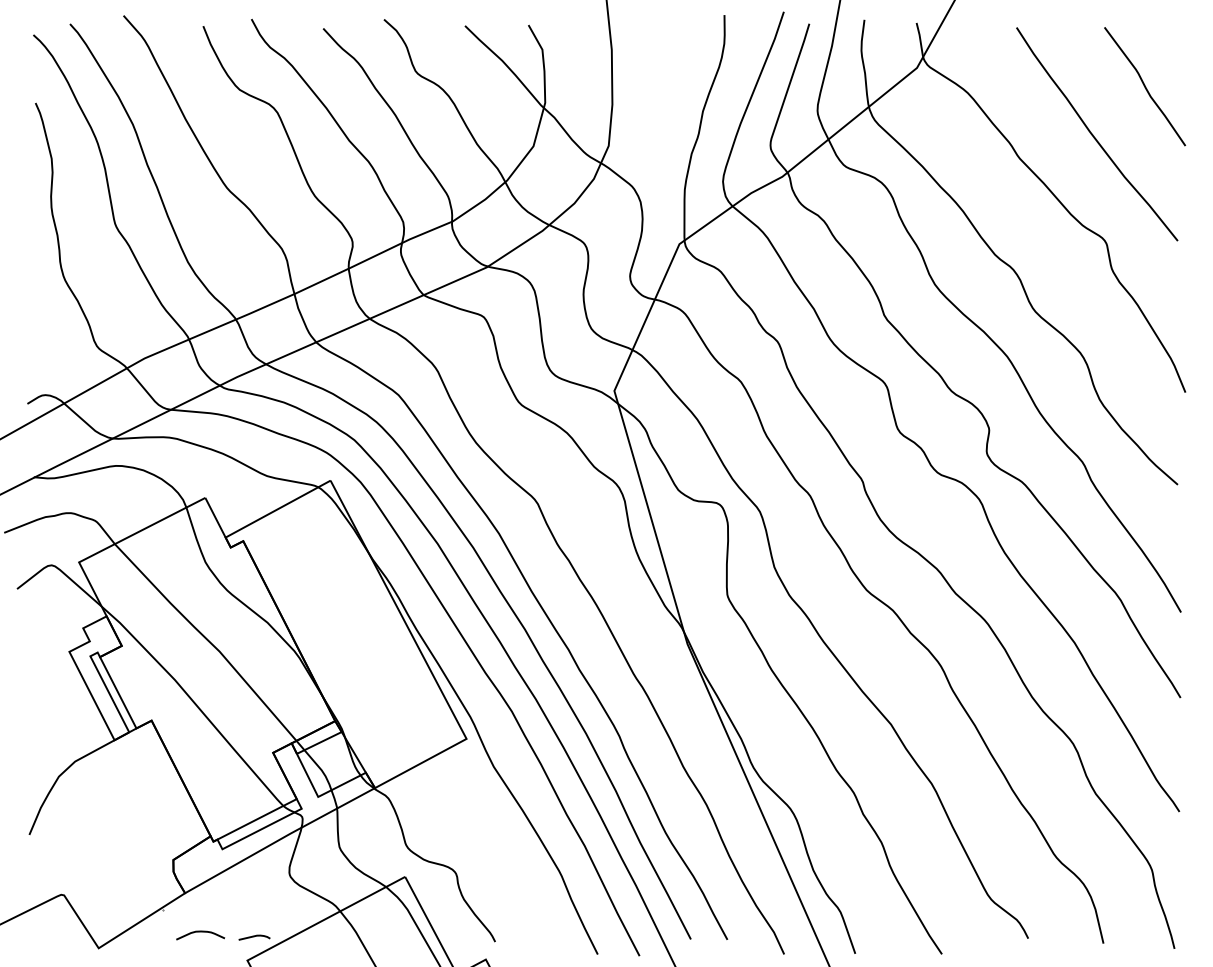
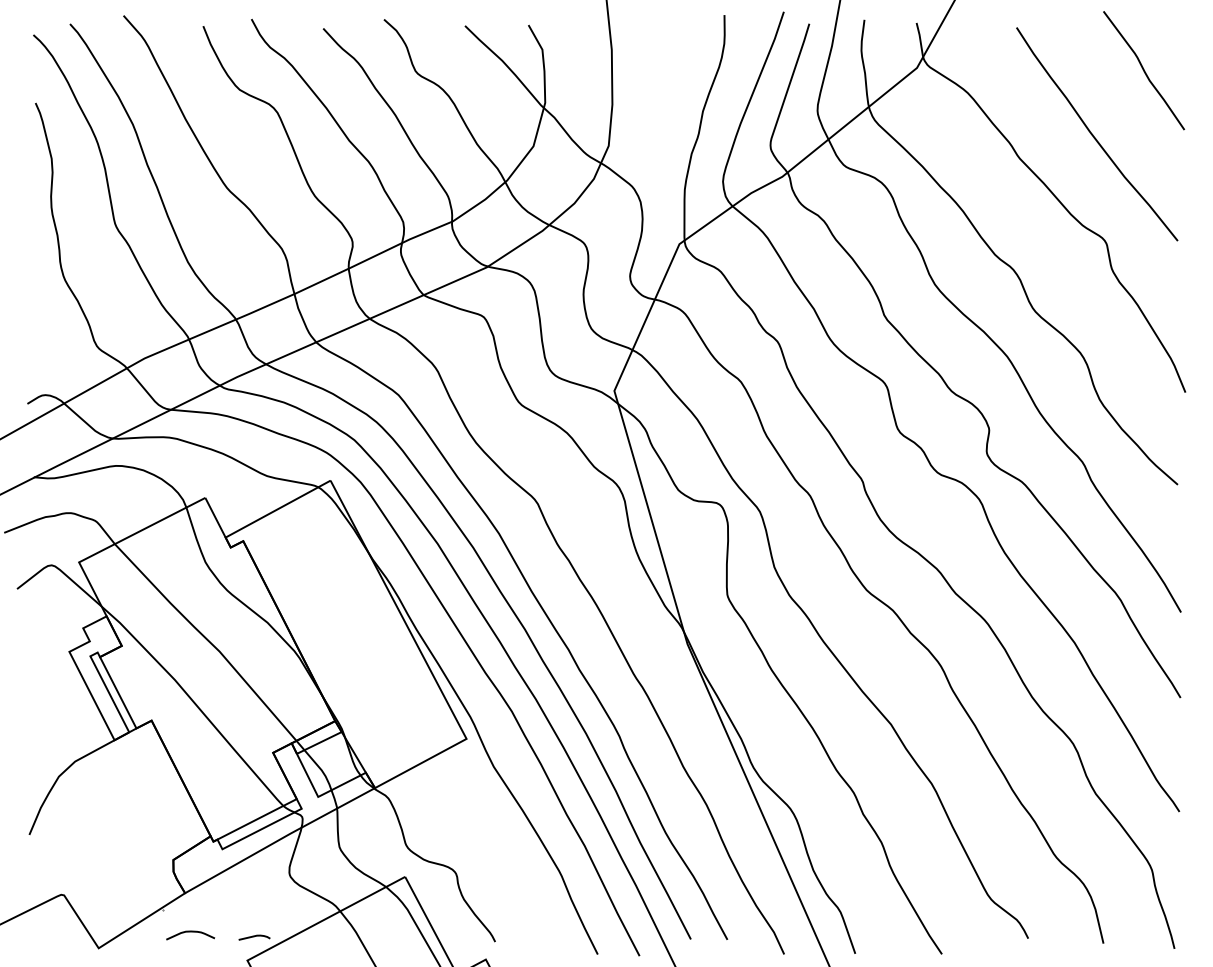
curve position: (1145, 86) -> (1144, 70) (1144, 70)
curve position: (200, 932) -> (190, 932) (190, 932)
